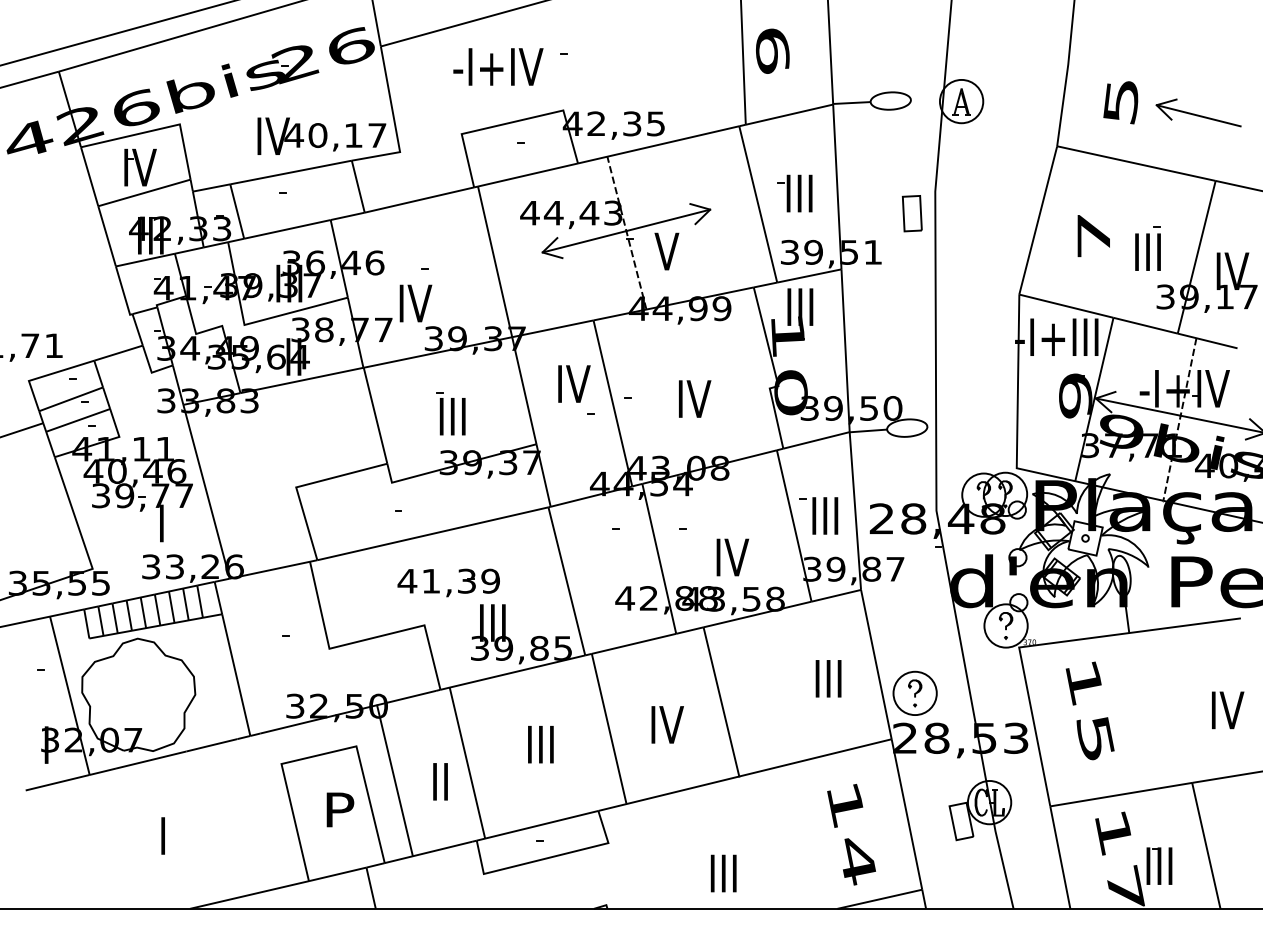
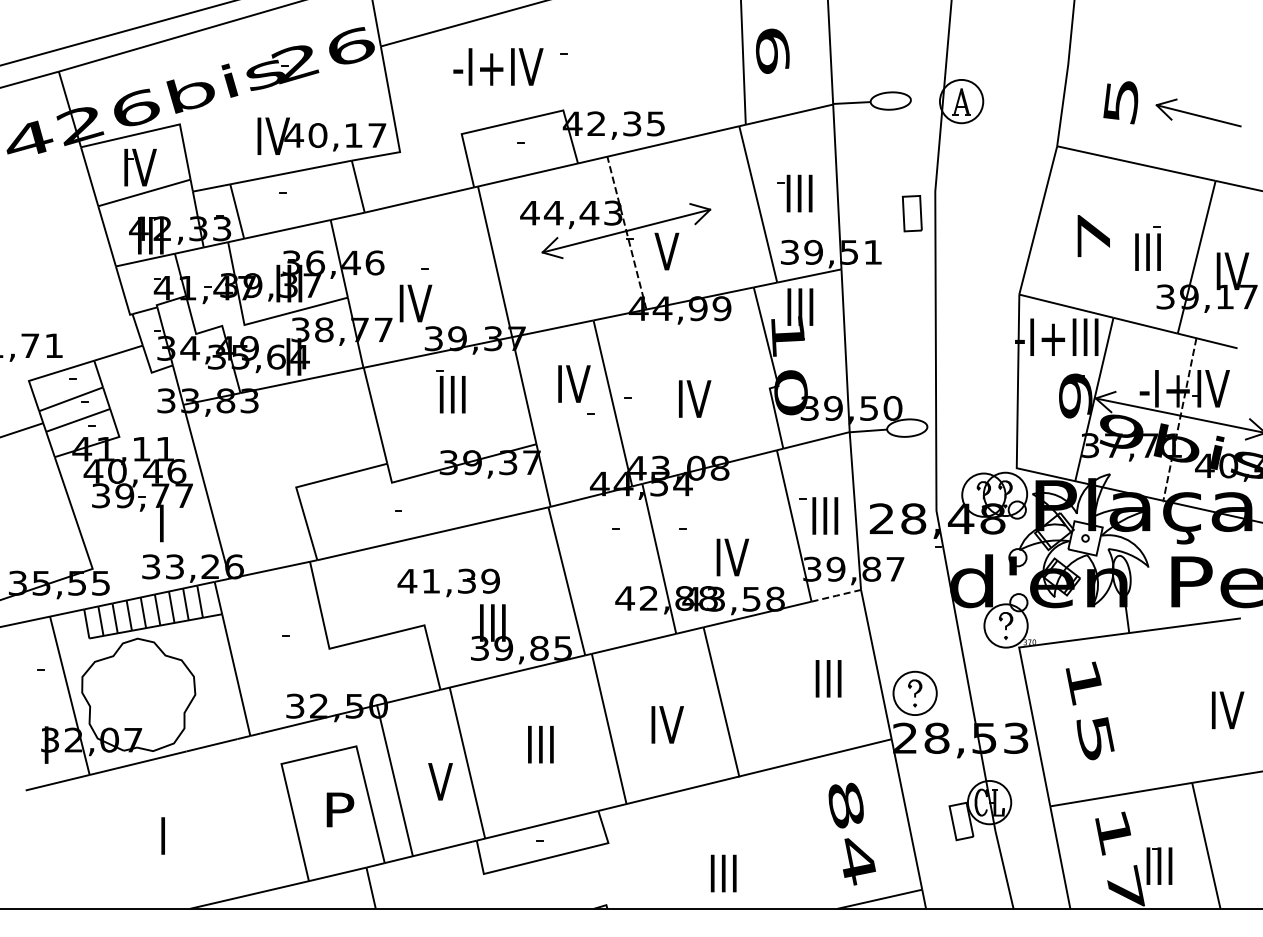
part position: (450, 413) -> (450, 391) (450, 391)
line: solid -> dashed (836, 595)
text: II -> V (440, 781)
text: 14 -> 84 (845, 805)
